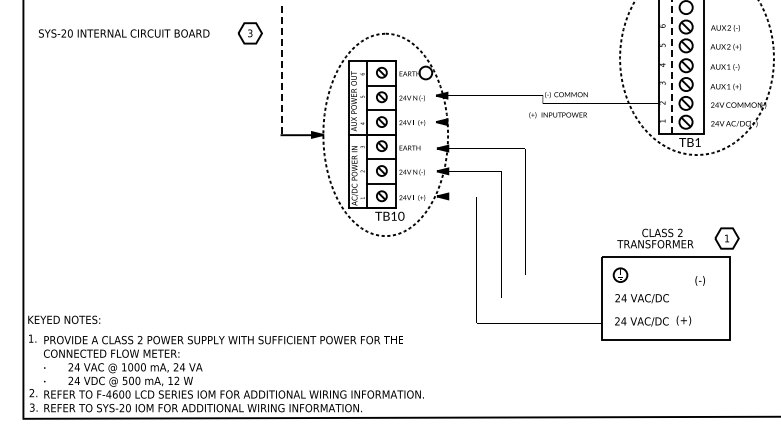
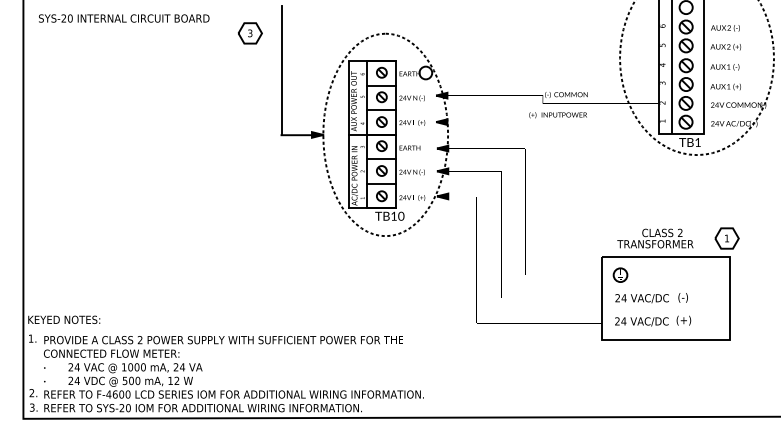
text position: (124, 33) -> (124, 18) (124, 18)
line: dashed -> solid (672, 66)
line: dashed -> solid (281, 70)
text position: (699, 280) -> (682, 297) (682, 297)
